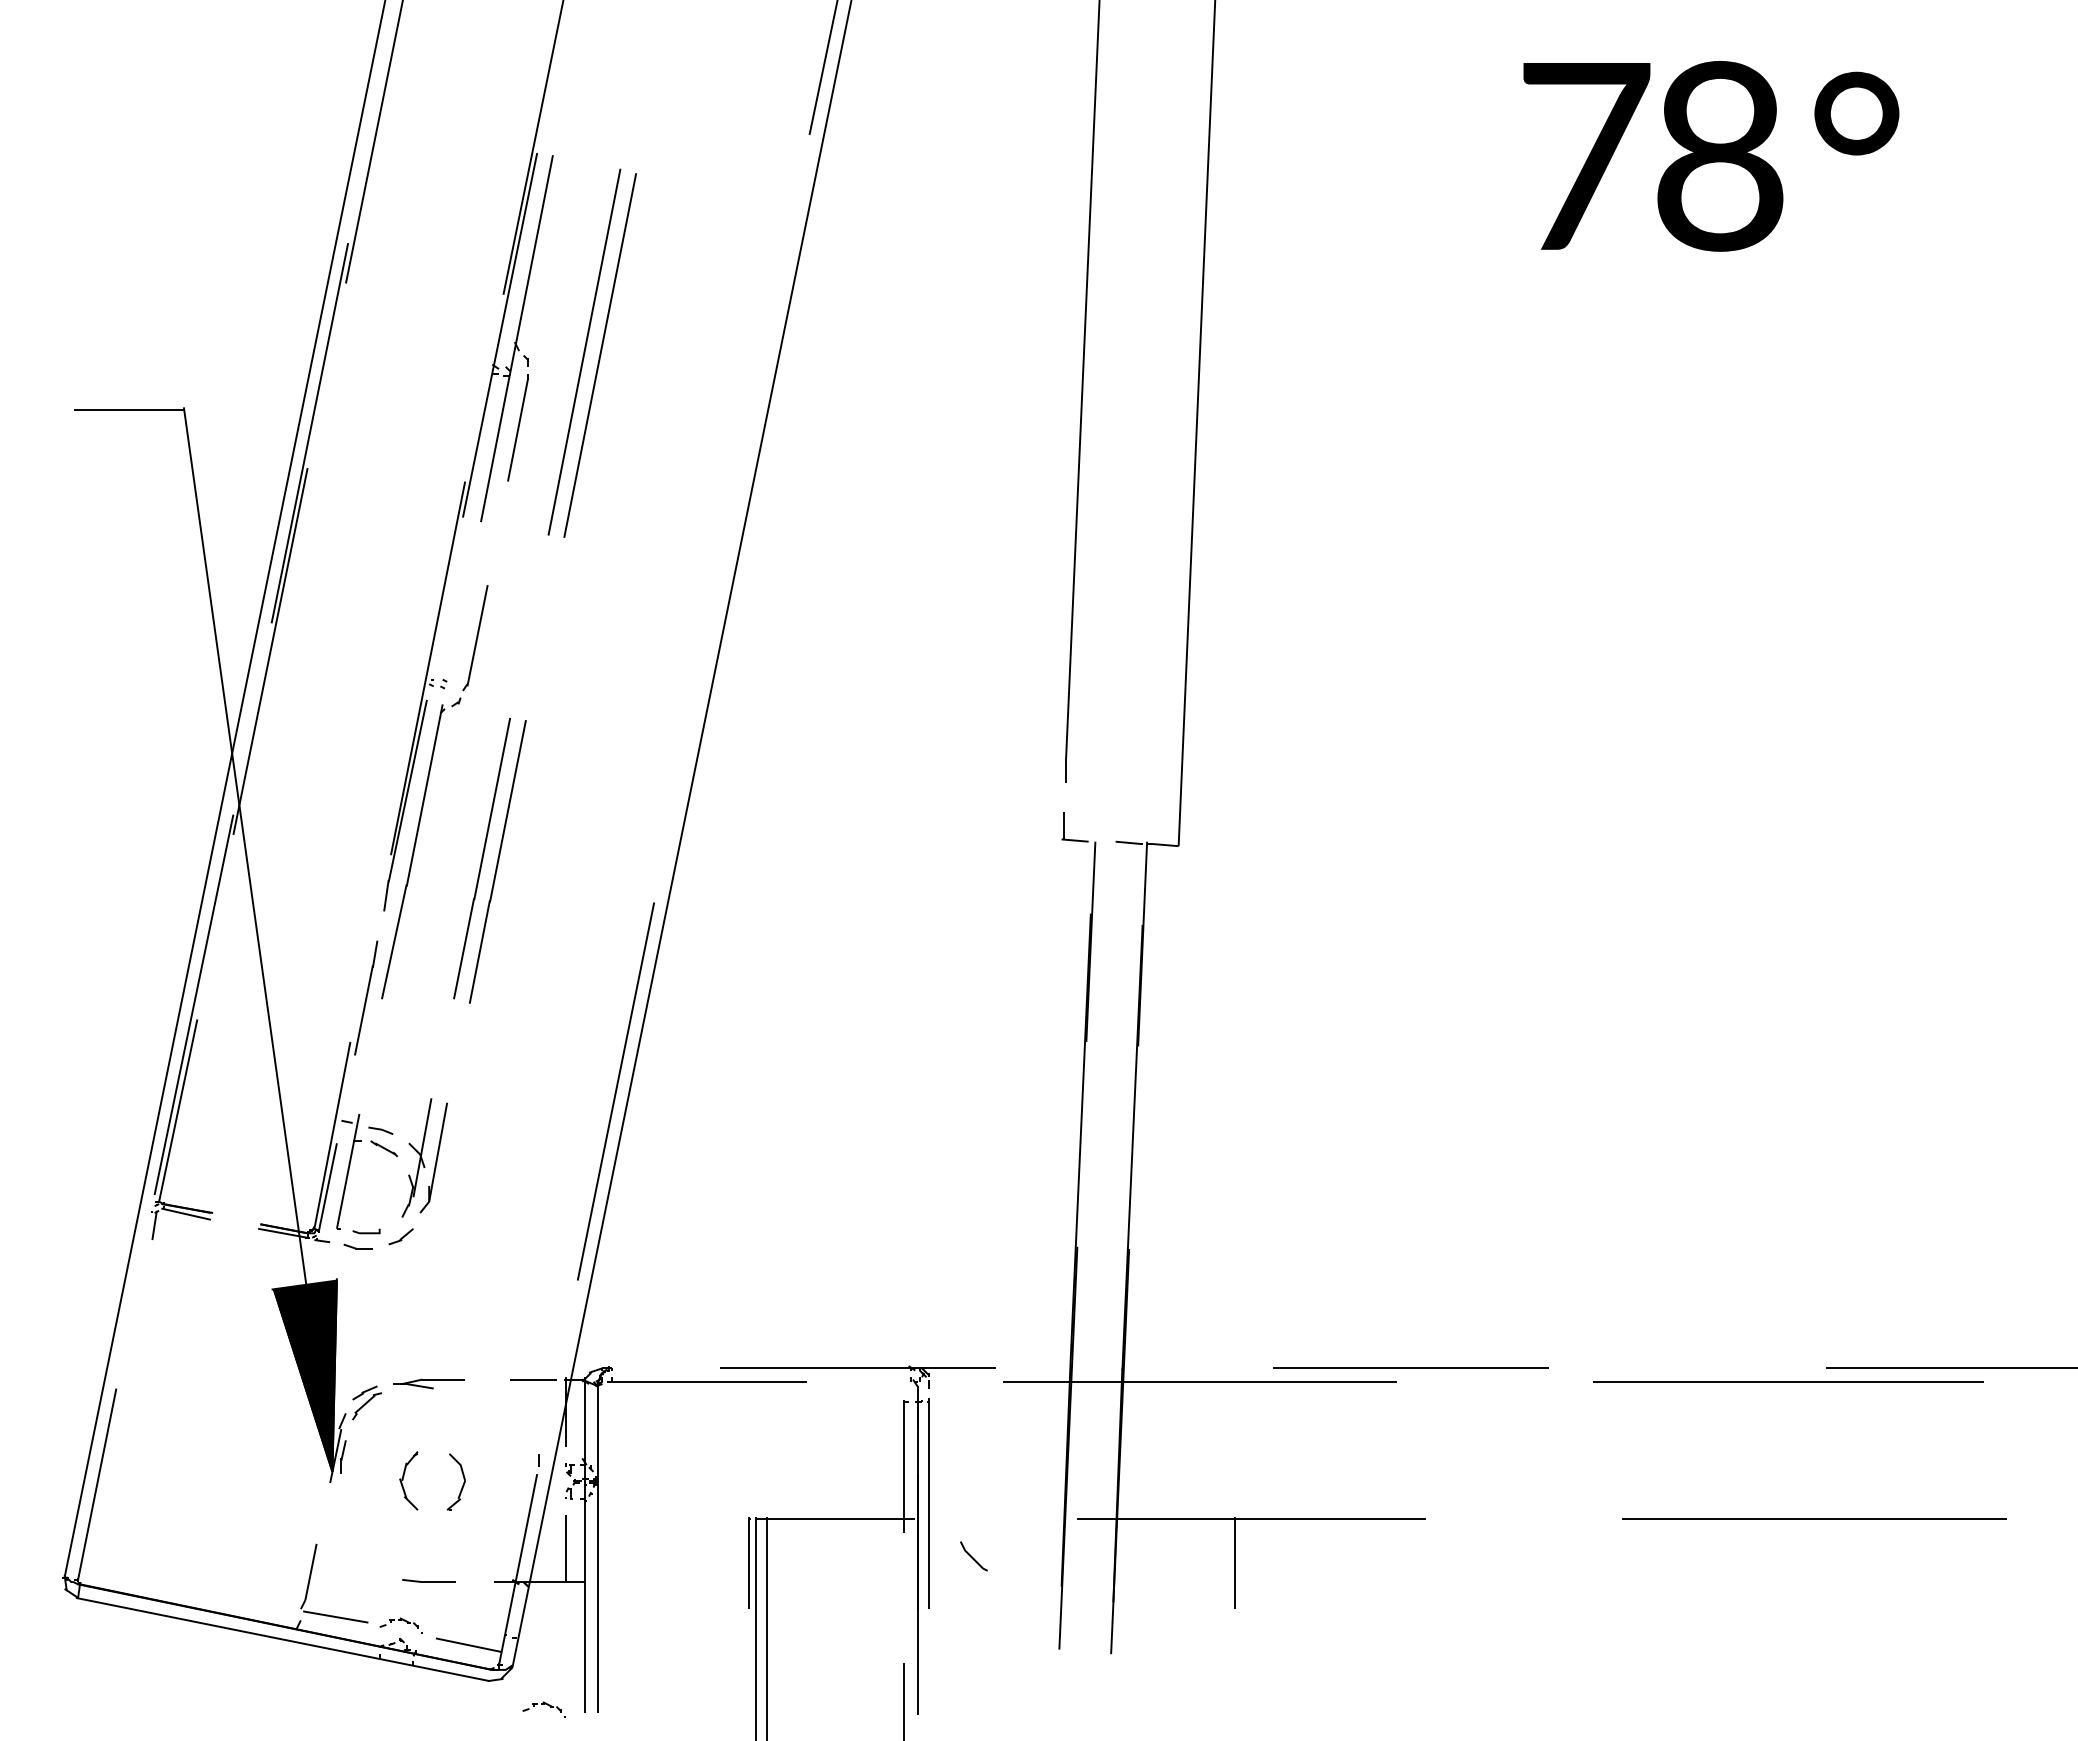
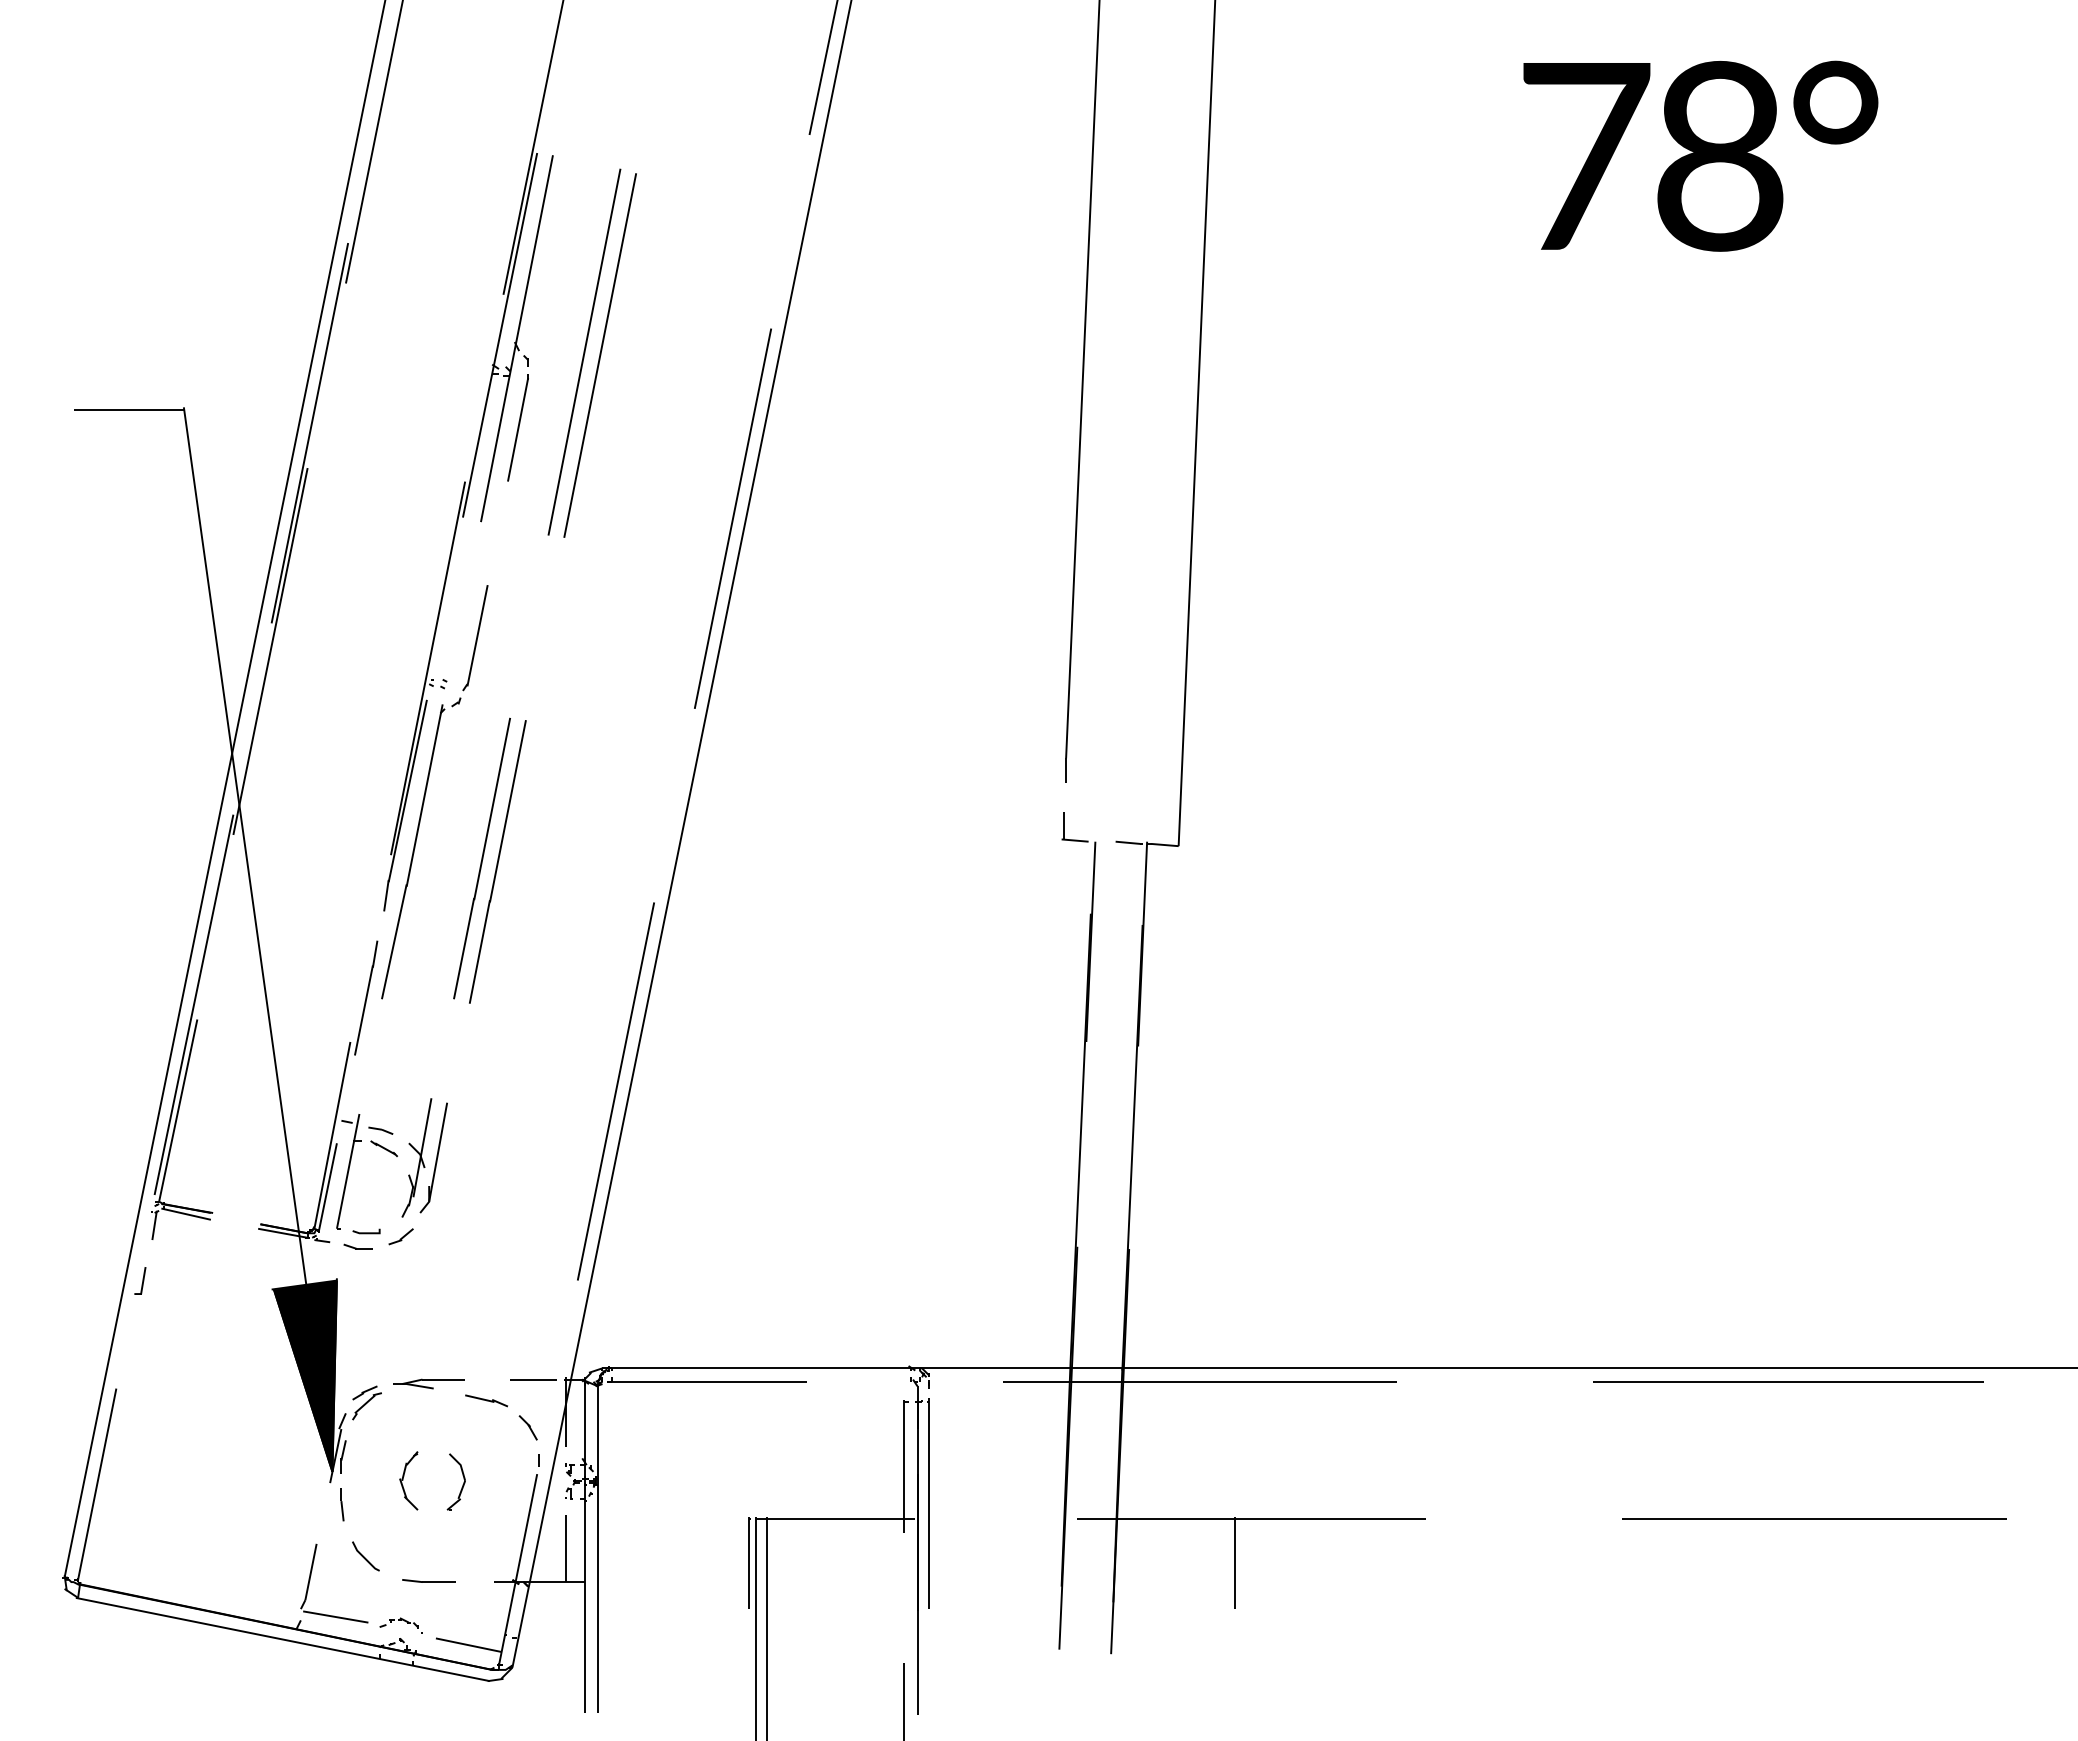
text position: (1856, 113) -> (1835, 102) (1835, 102)
line: none -> present (732, 518)
line: none -> present (142, 1280)
line: dashed -> solid (1342, 1368)
part: none -> present (486, 1400)
part: none -> present (527, 1427)
line: none -> present (342, 1504)
line position: (972, 1556) -> (364, 1556) (364, 1556)
part: present -> none (543, 1709)
